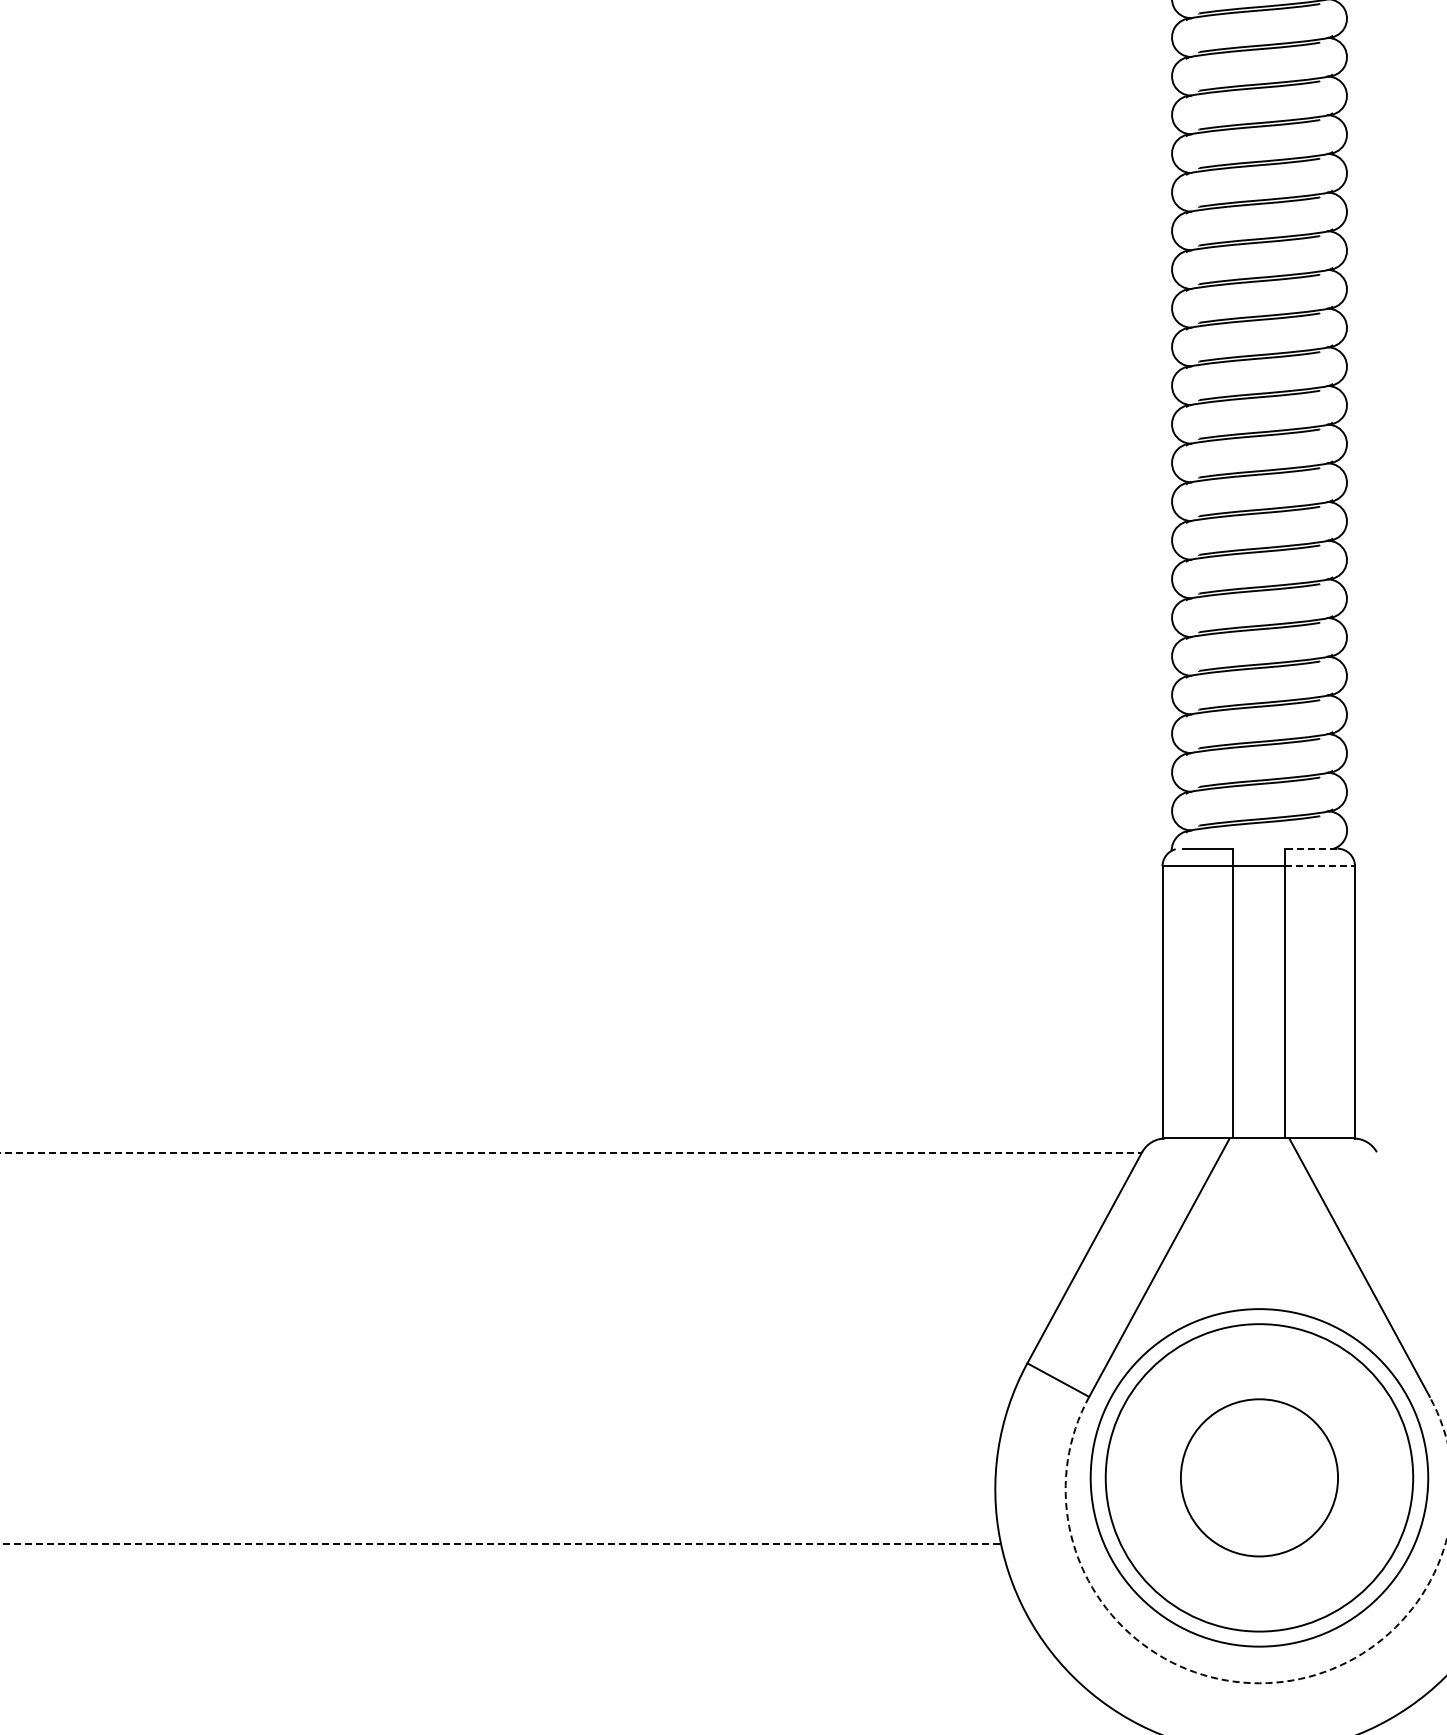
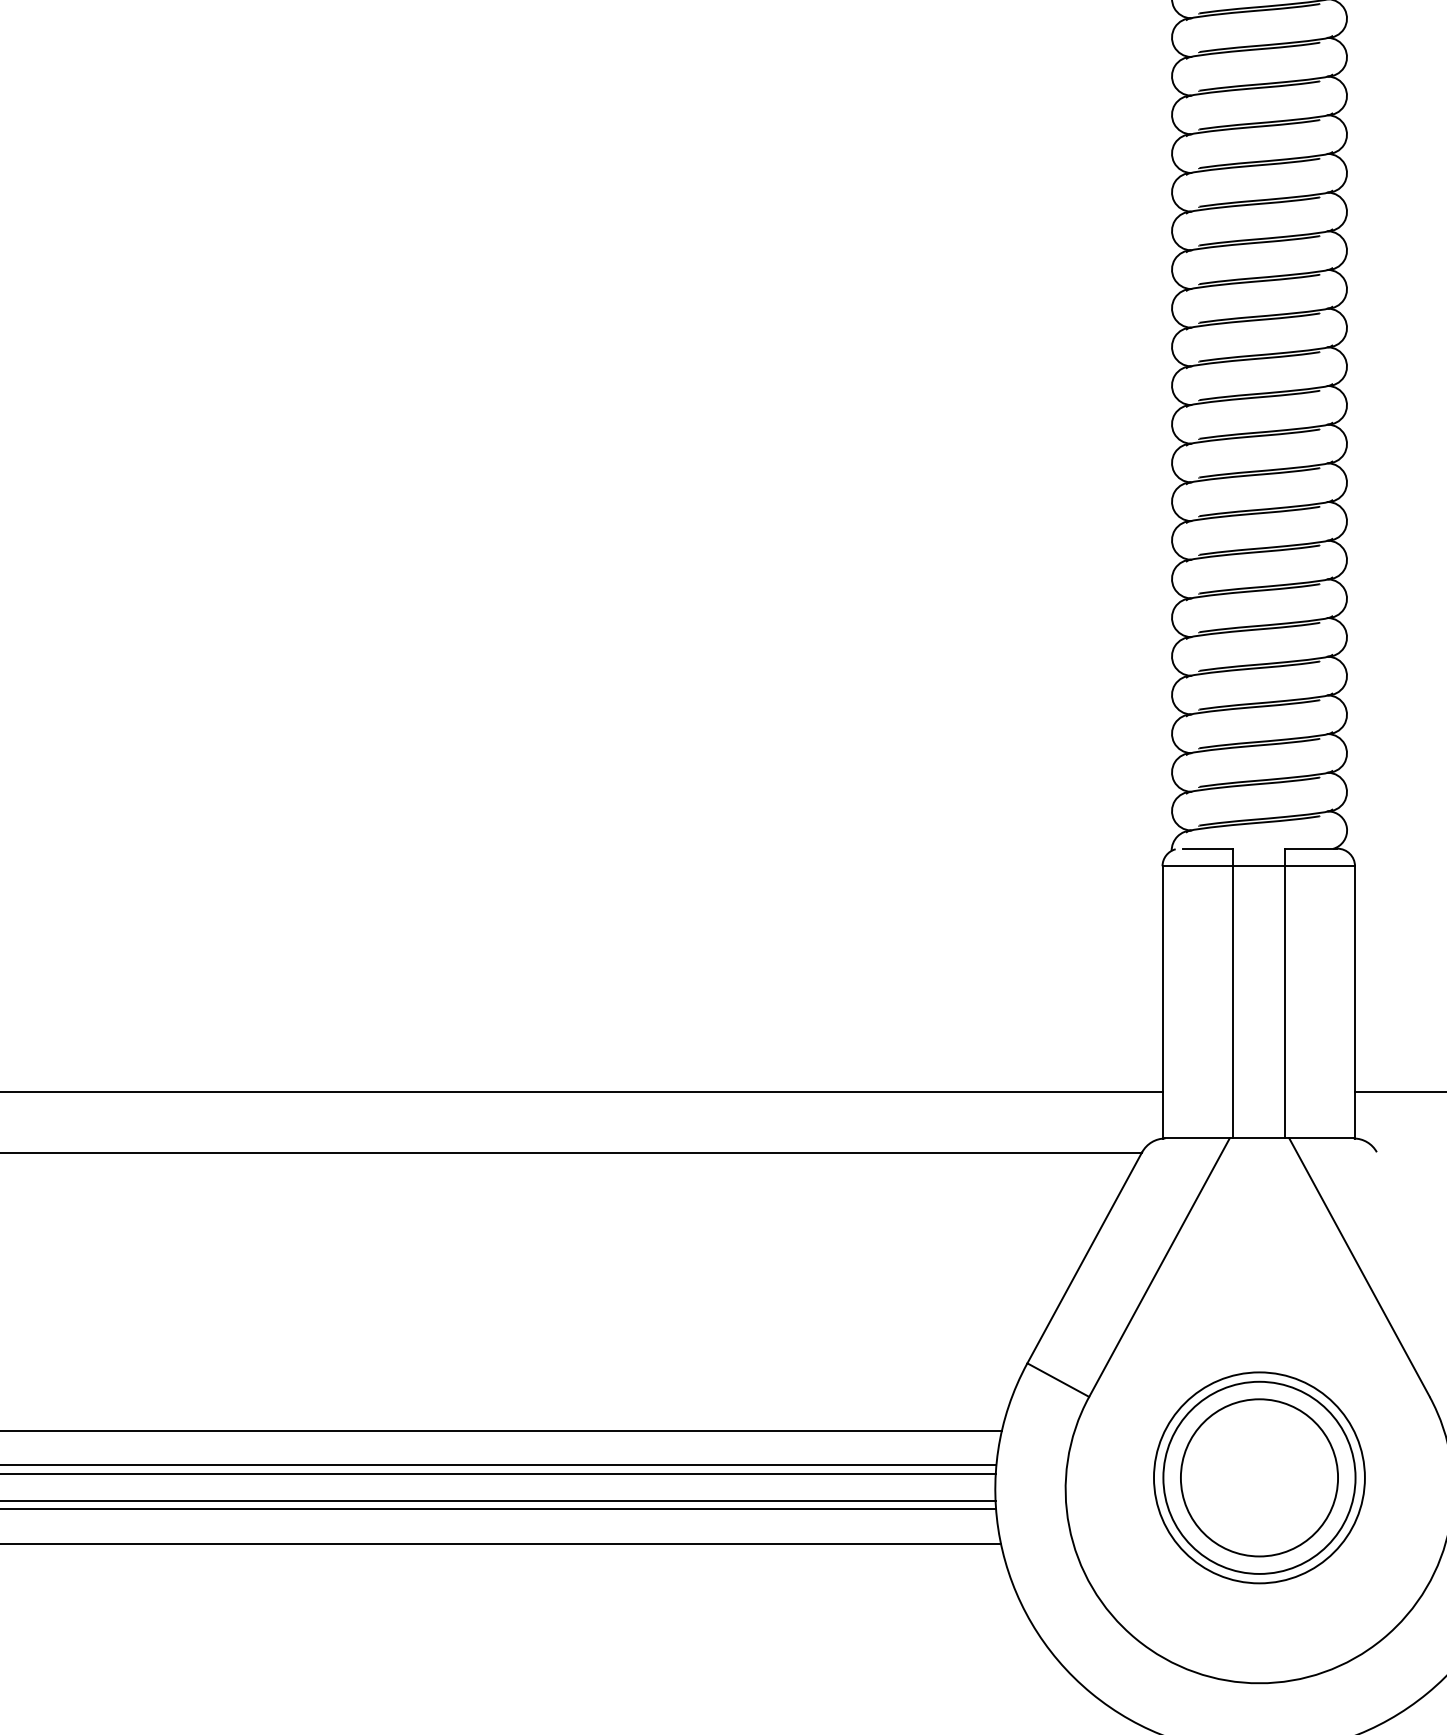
line: dashed -> solid (1310, 848)
line: dashed -> solid (1320, 866)
line: none -> present (582, 1091)
line: none -> present (1399, 1091)
line: dashed -> solid (571, 1153)
line: none -> present (501, 1431)
line: none -> present (499, 1465)
line: none -> present (498, 1473)
circle diameter: 307 px -> 192 px (1259, 1477)
circle diameter: 338 px -> 211 px (1258, 1477)
line: none -> present (498, 1501)
line: none -> present (499, 1509)
line: dashed -> solid (500, 1543)
arc: dashed -> solid (1210, 1677)
